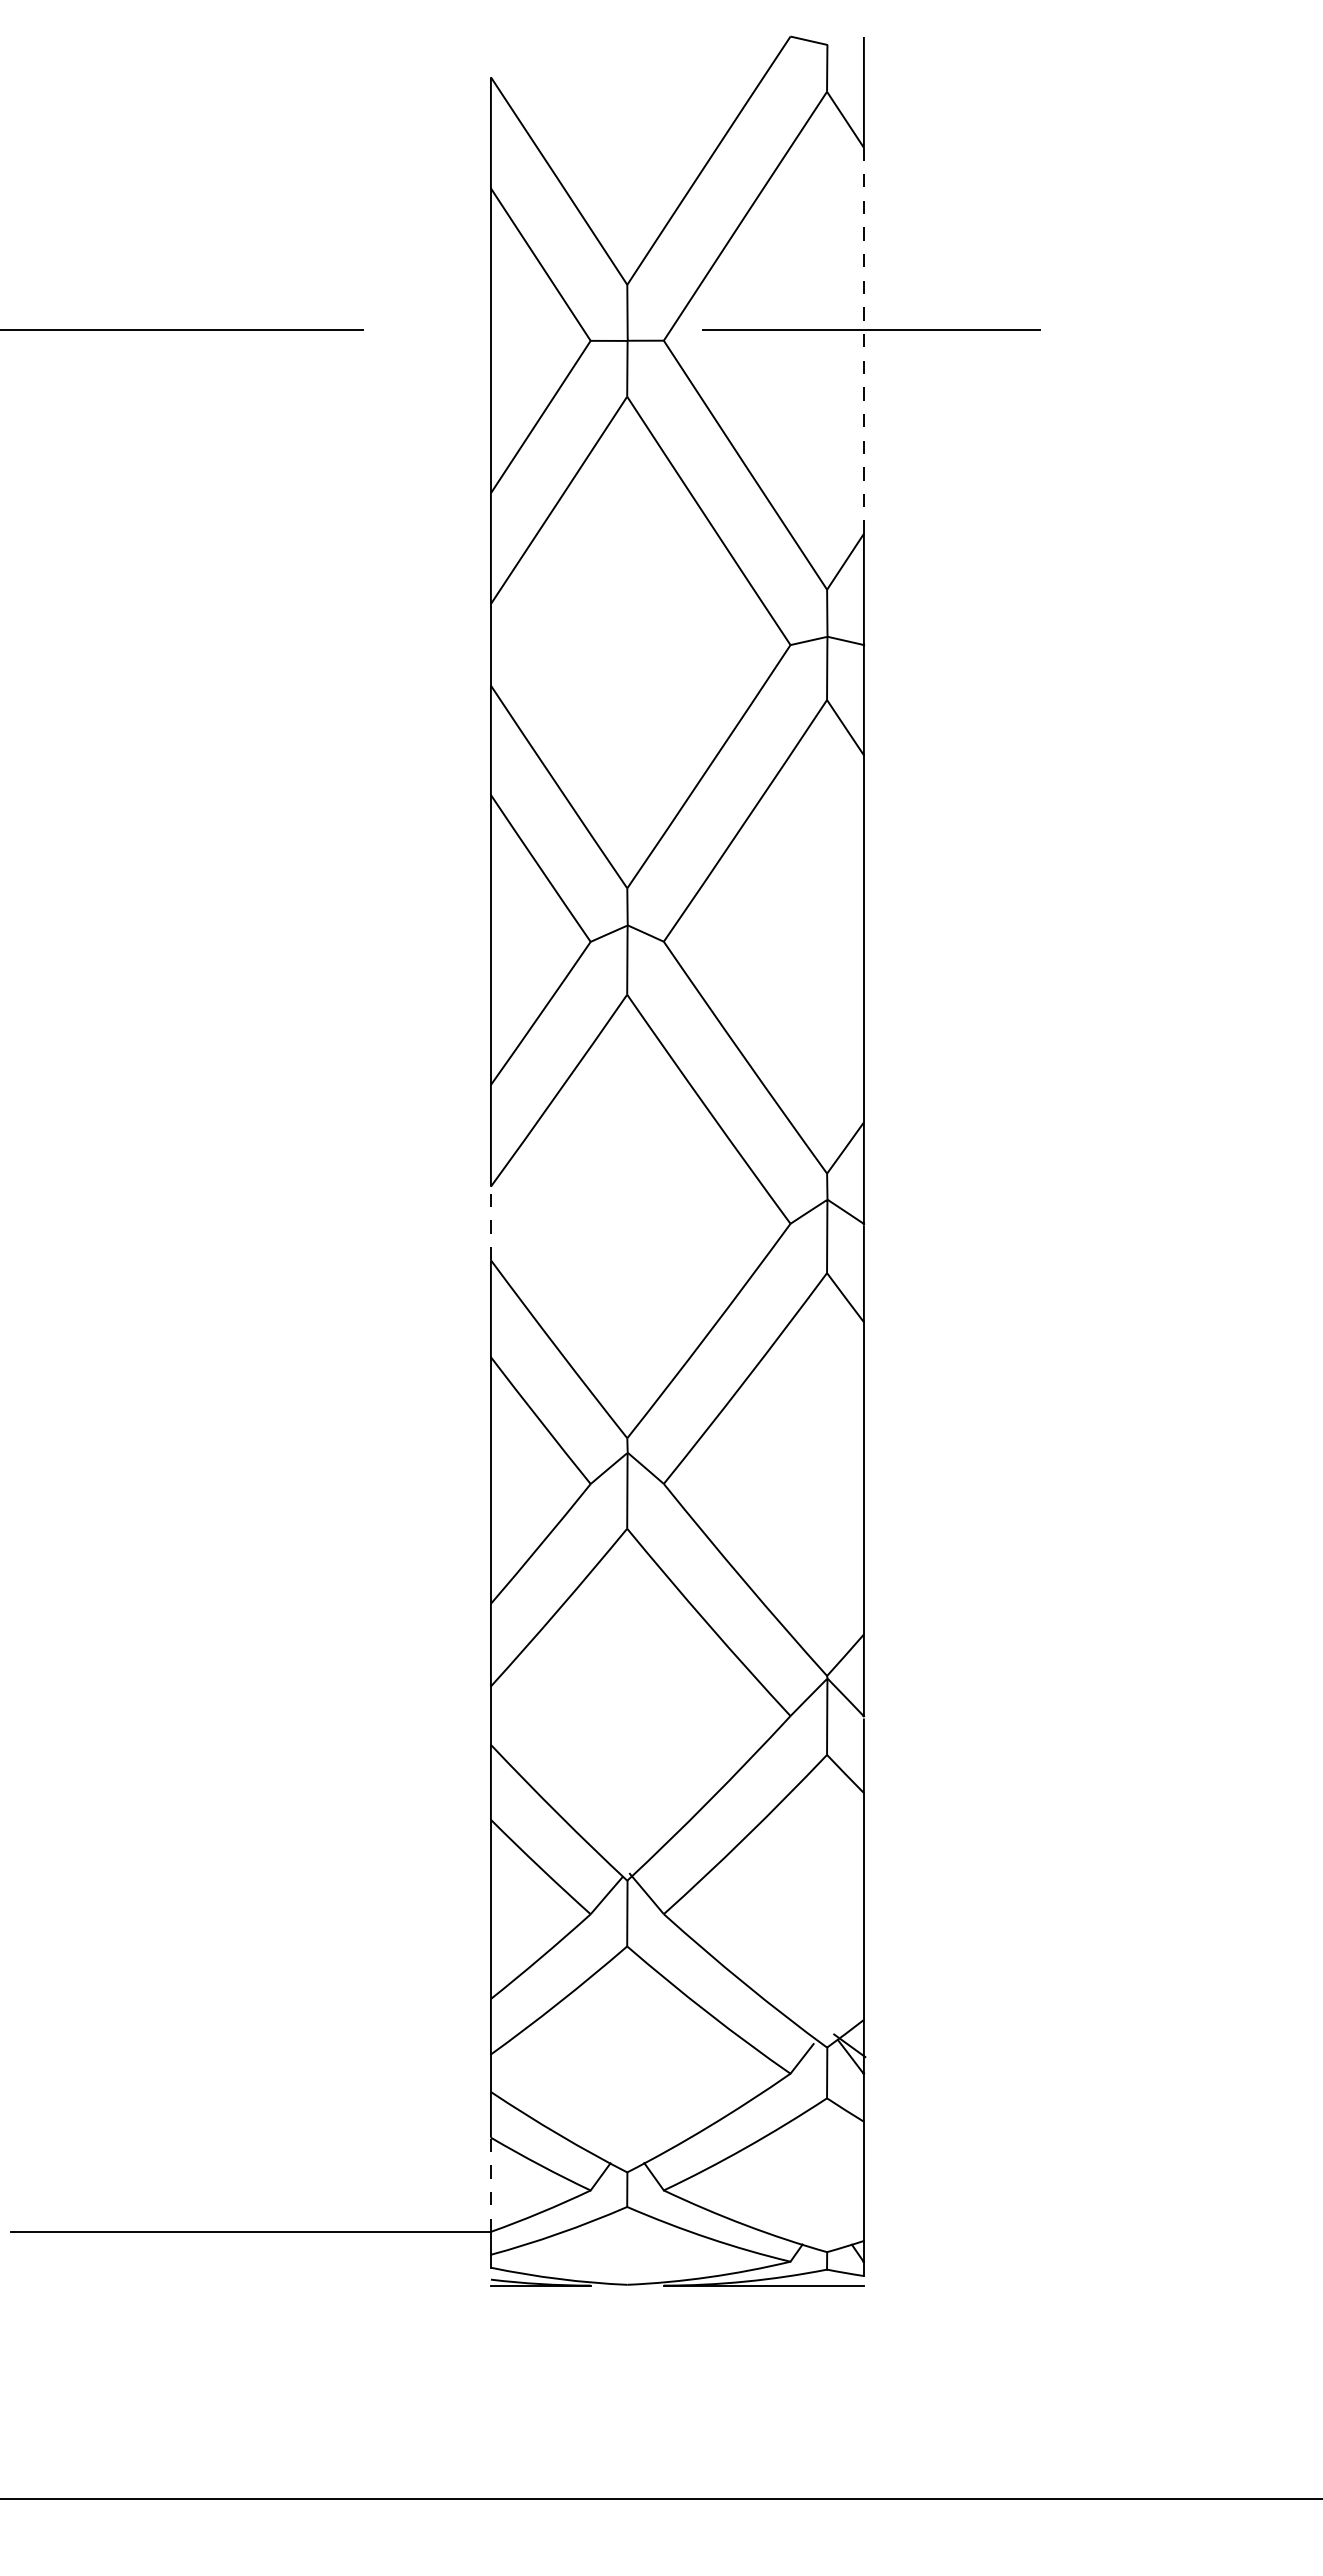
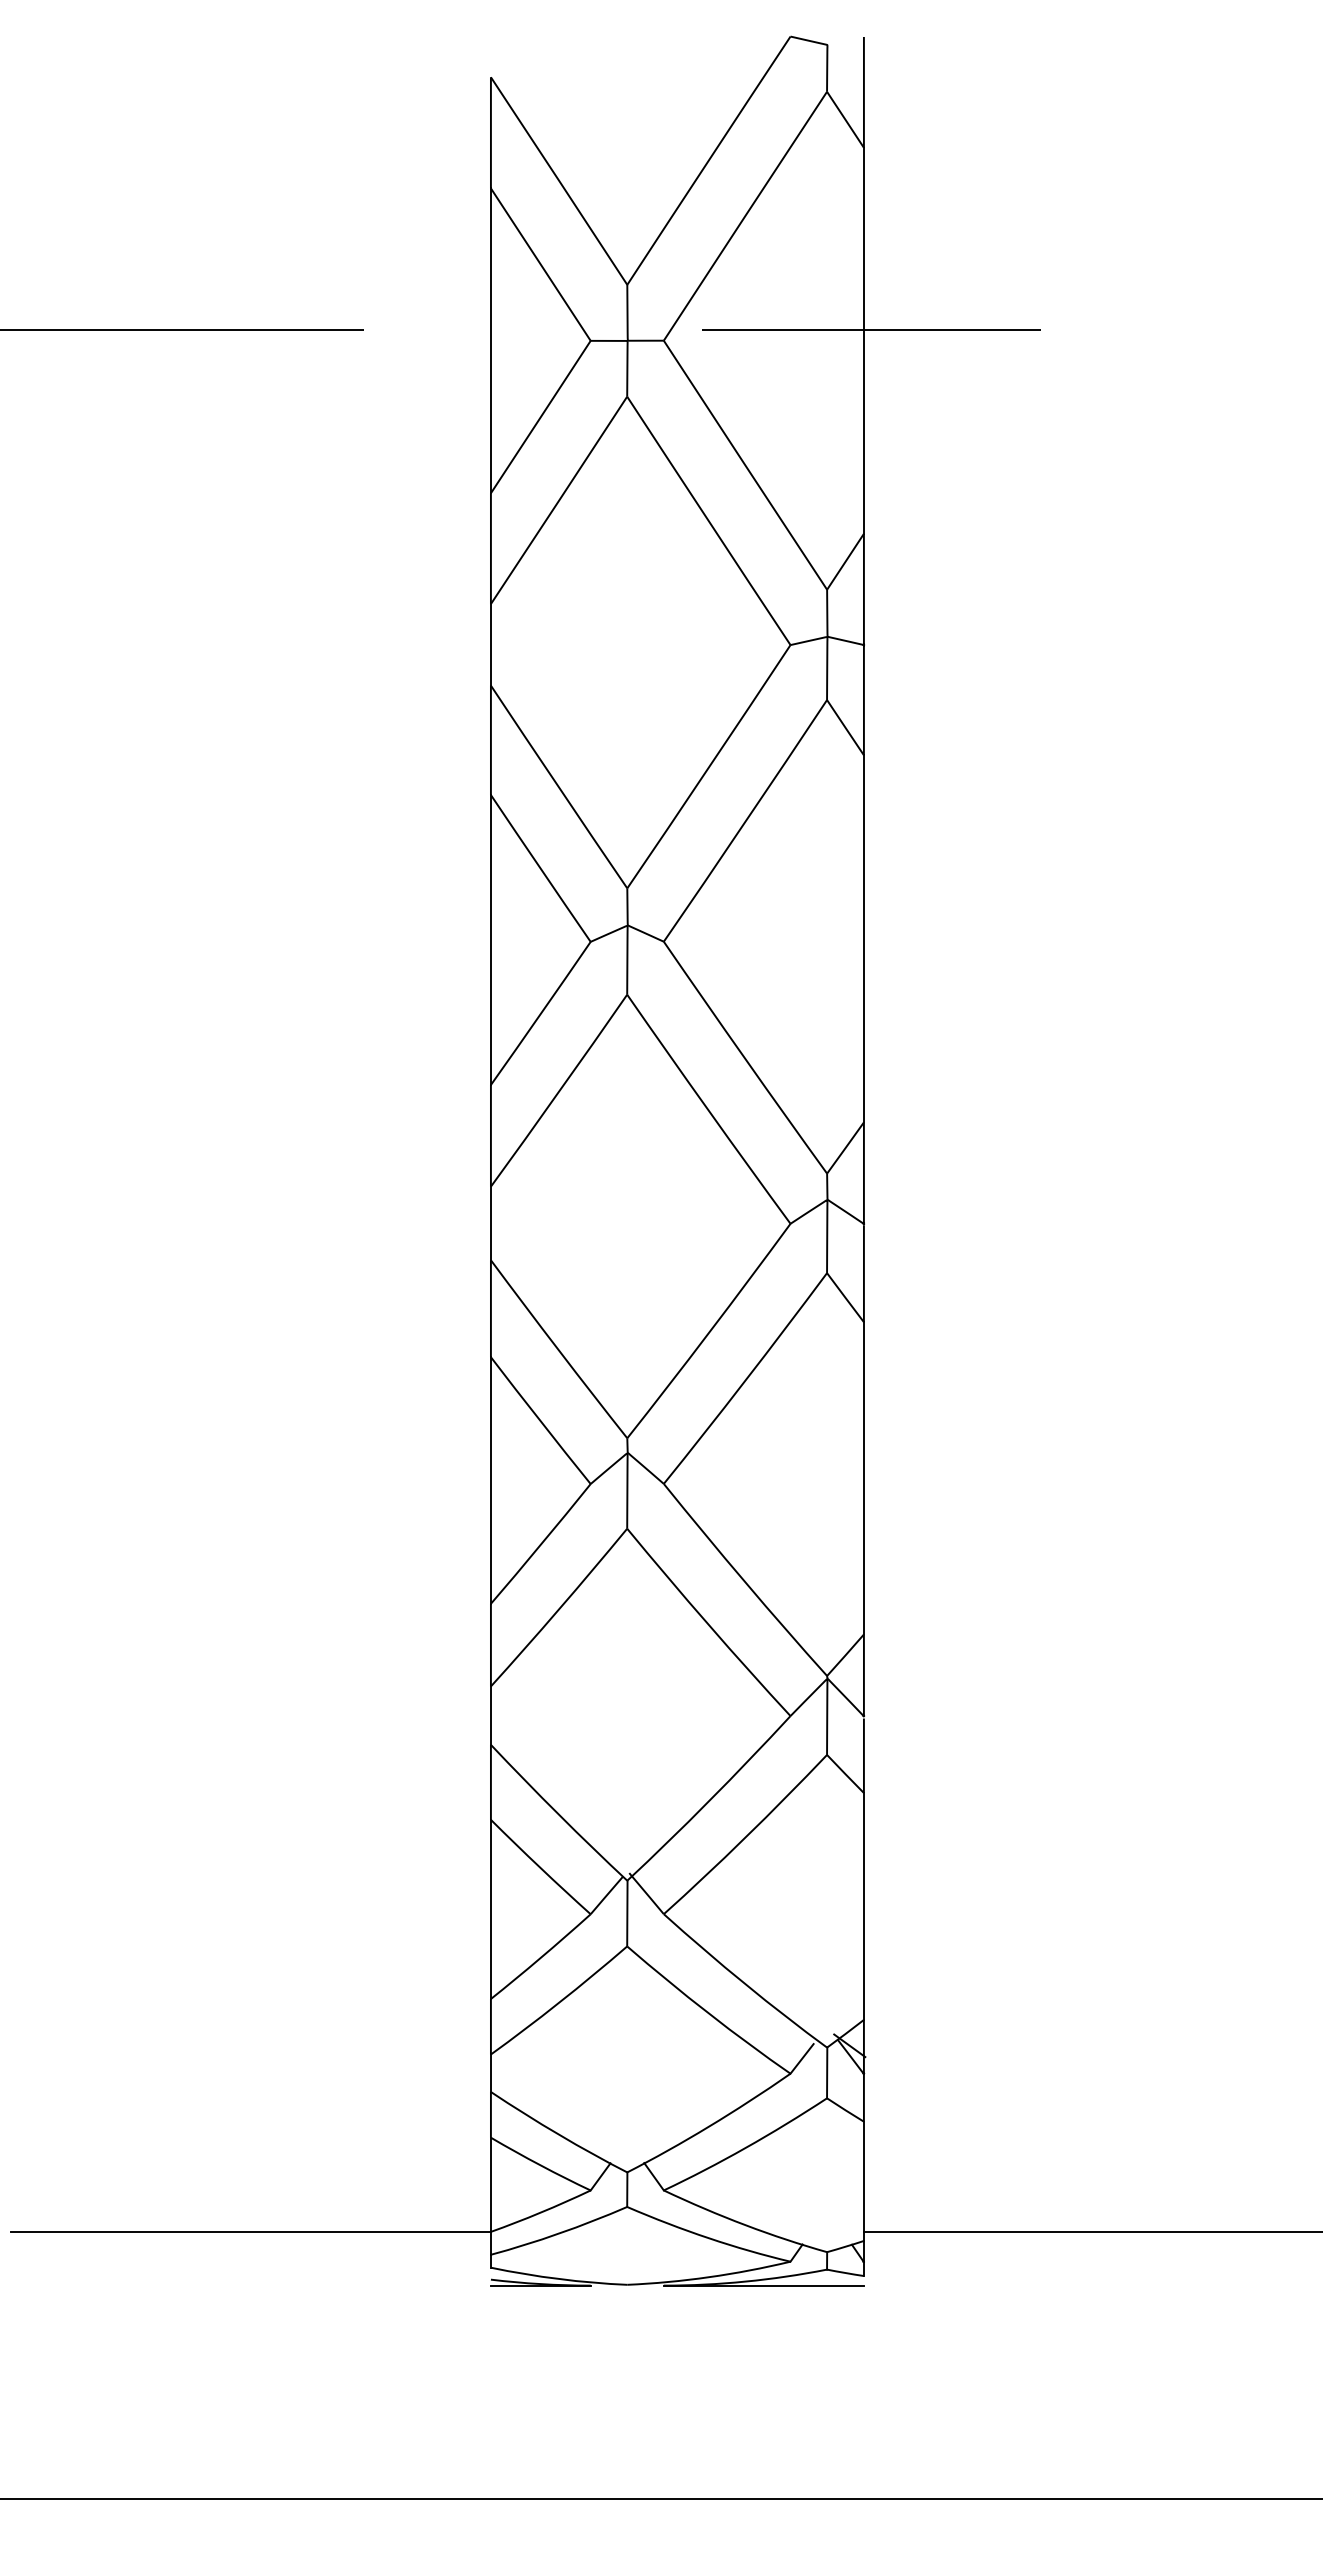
line: dashed -> solid (863, 340)
line: dashed -> solid (490, 1223)
line: dashed -> solid (490, 2184)
line: none -> present (1091, 2232)
